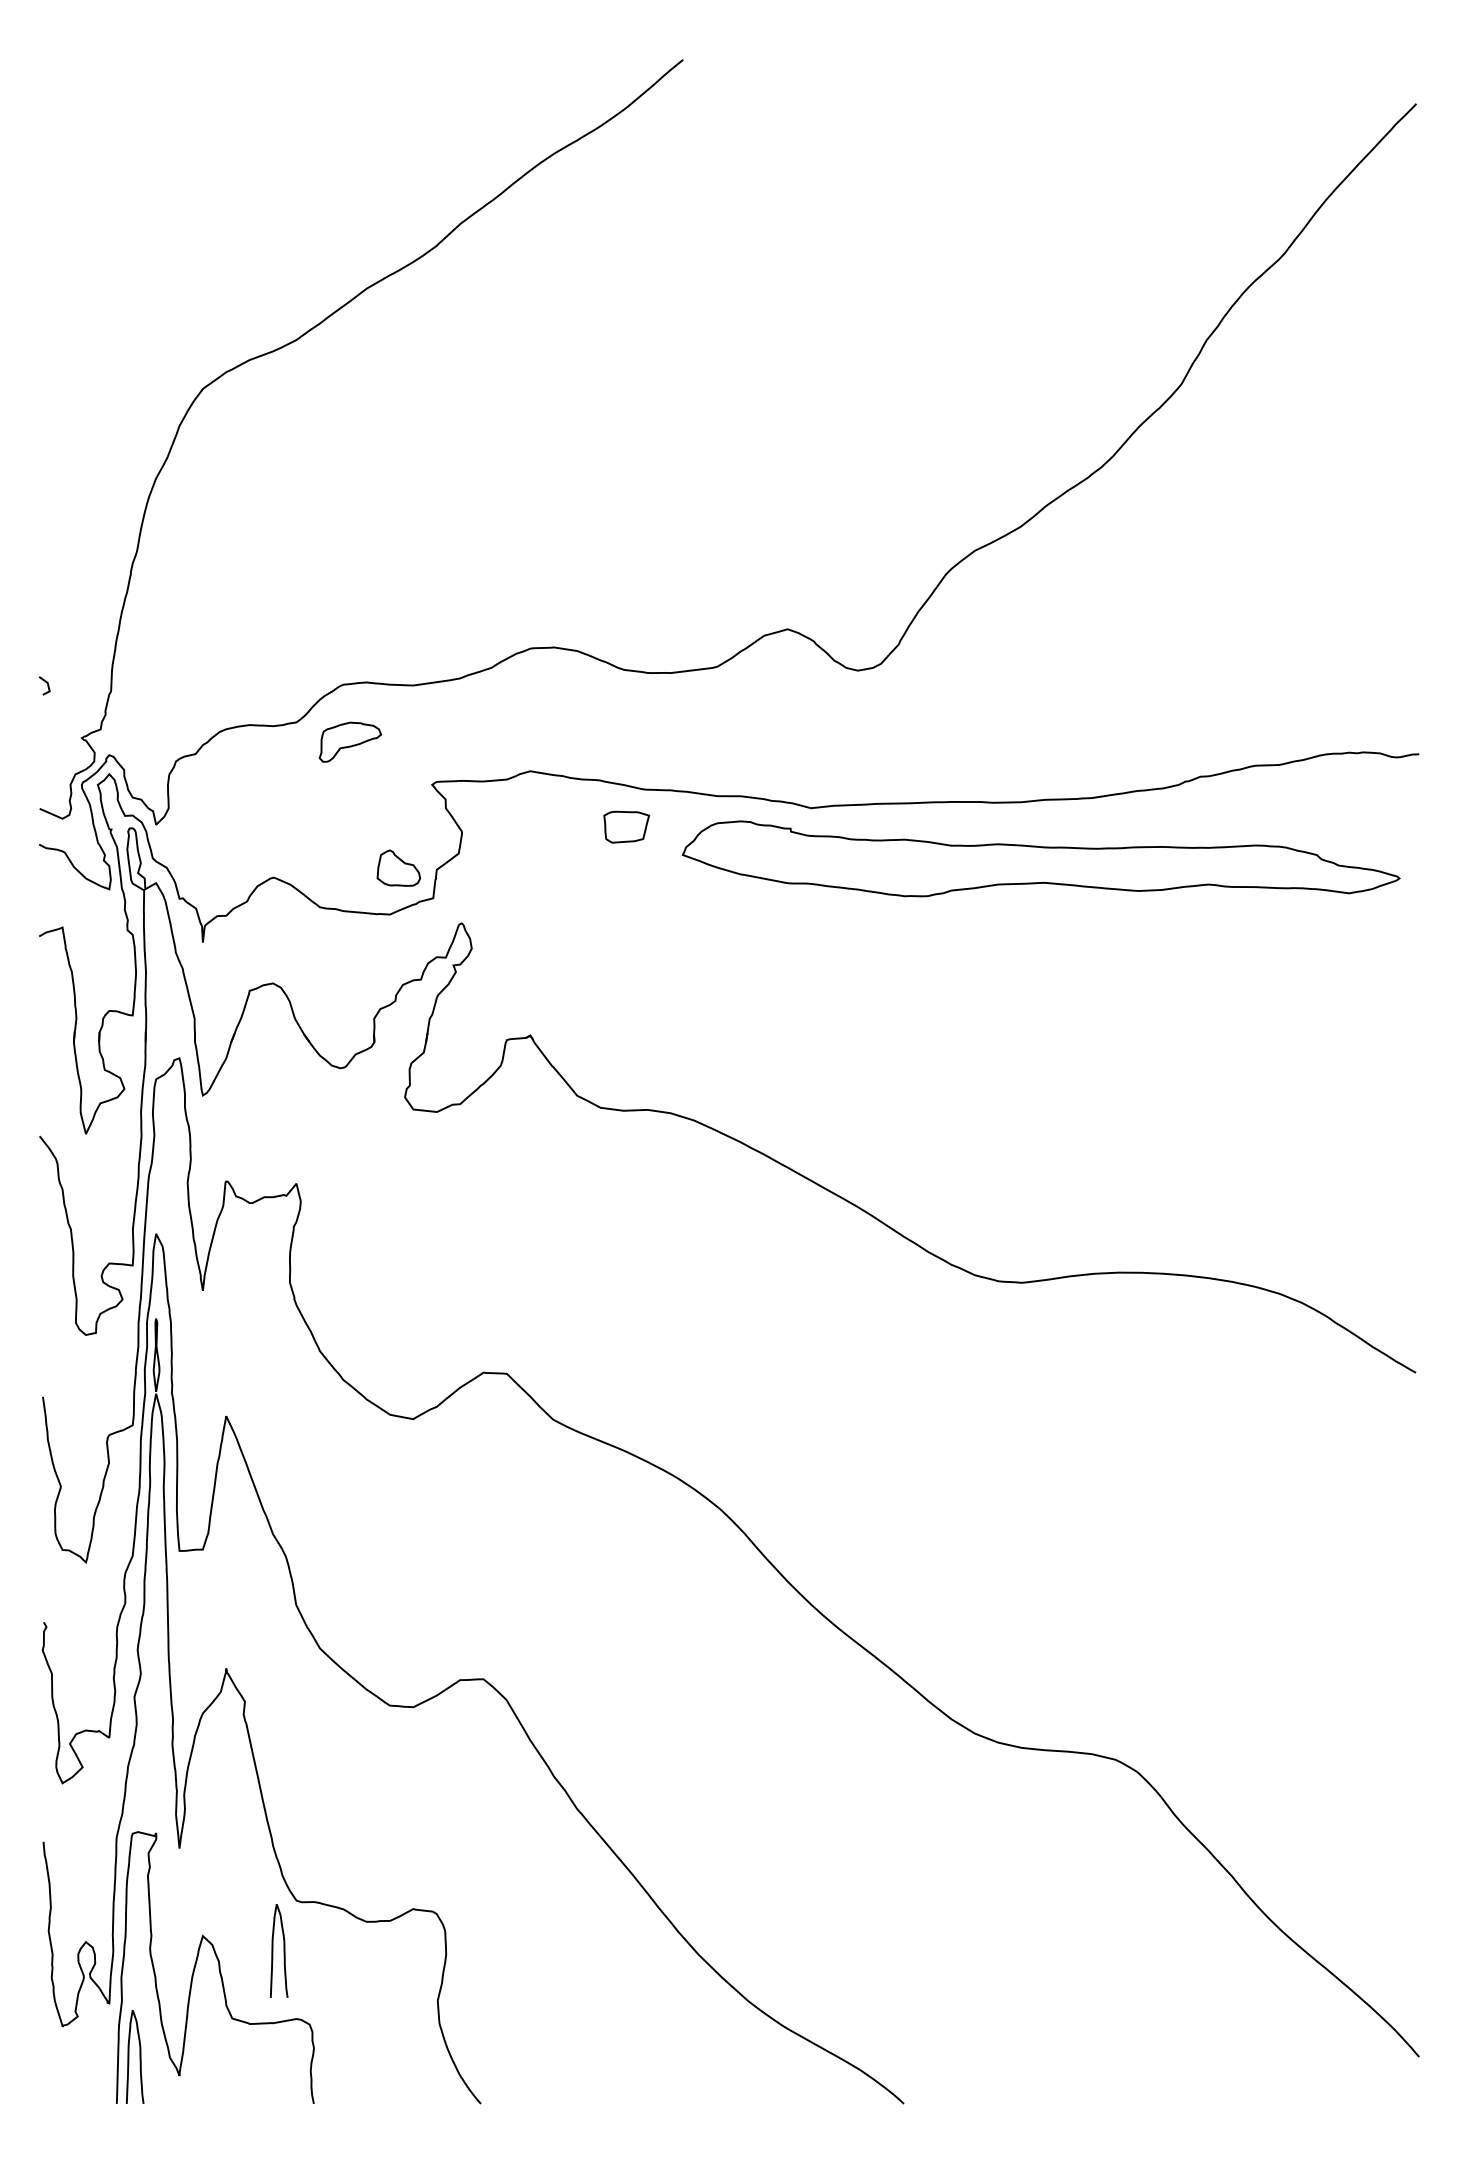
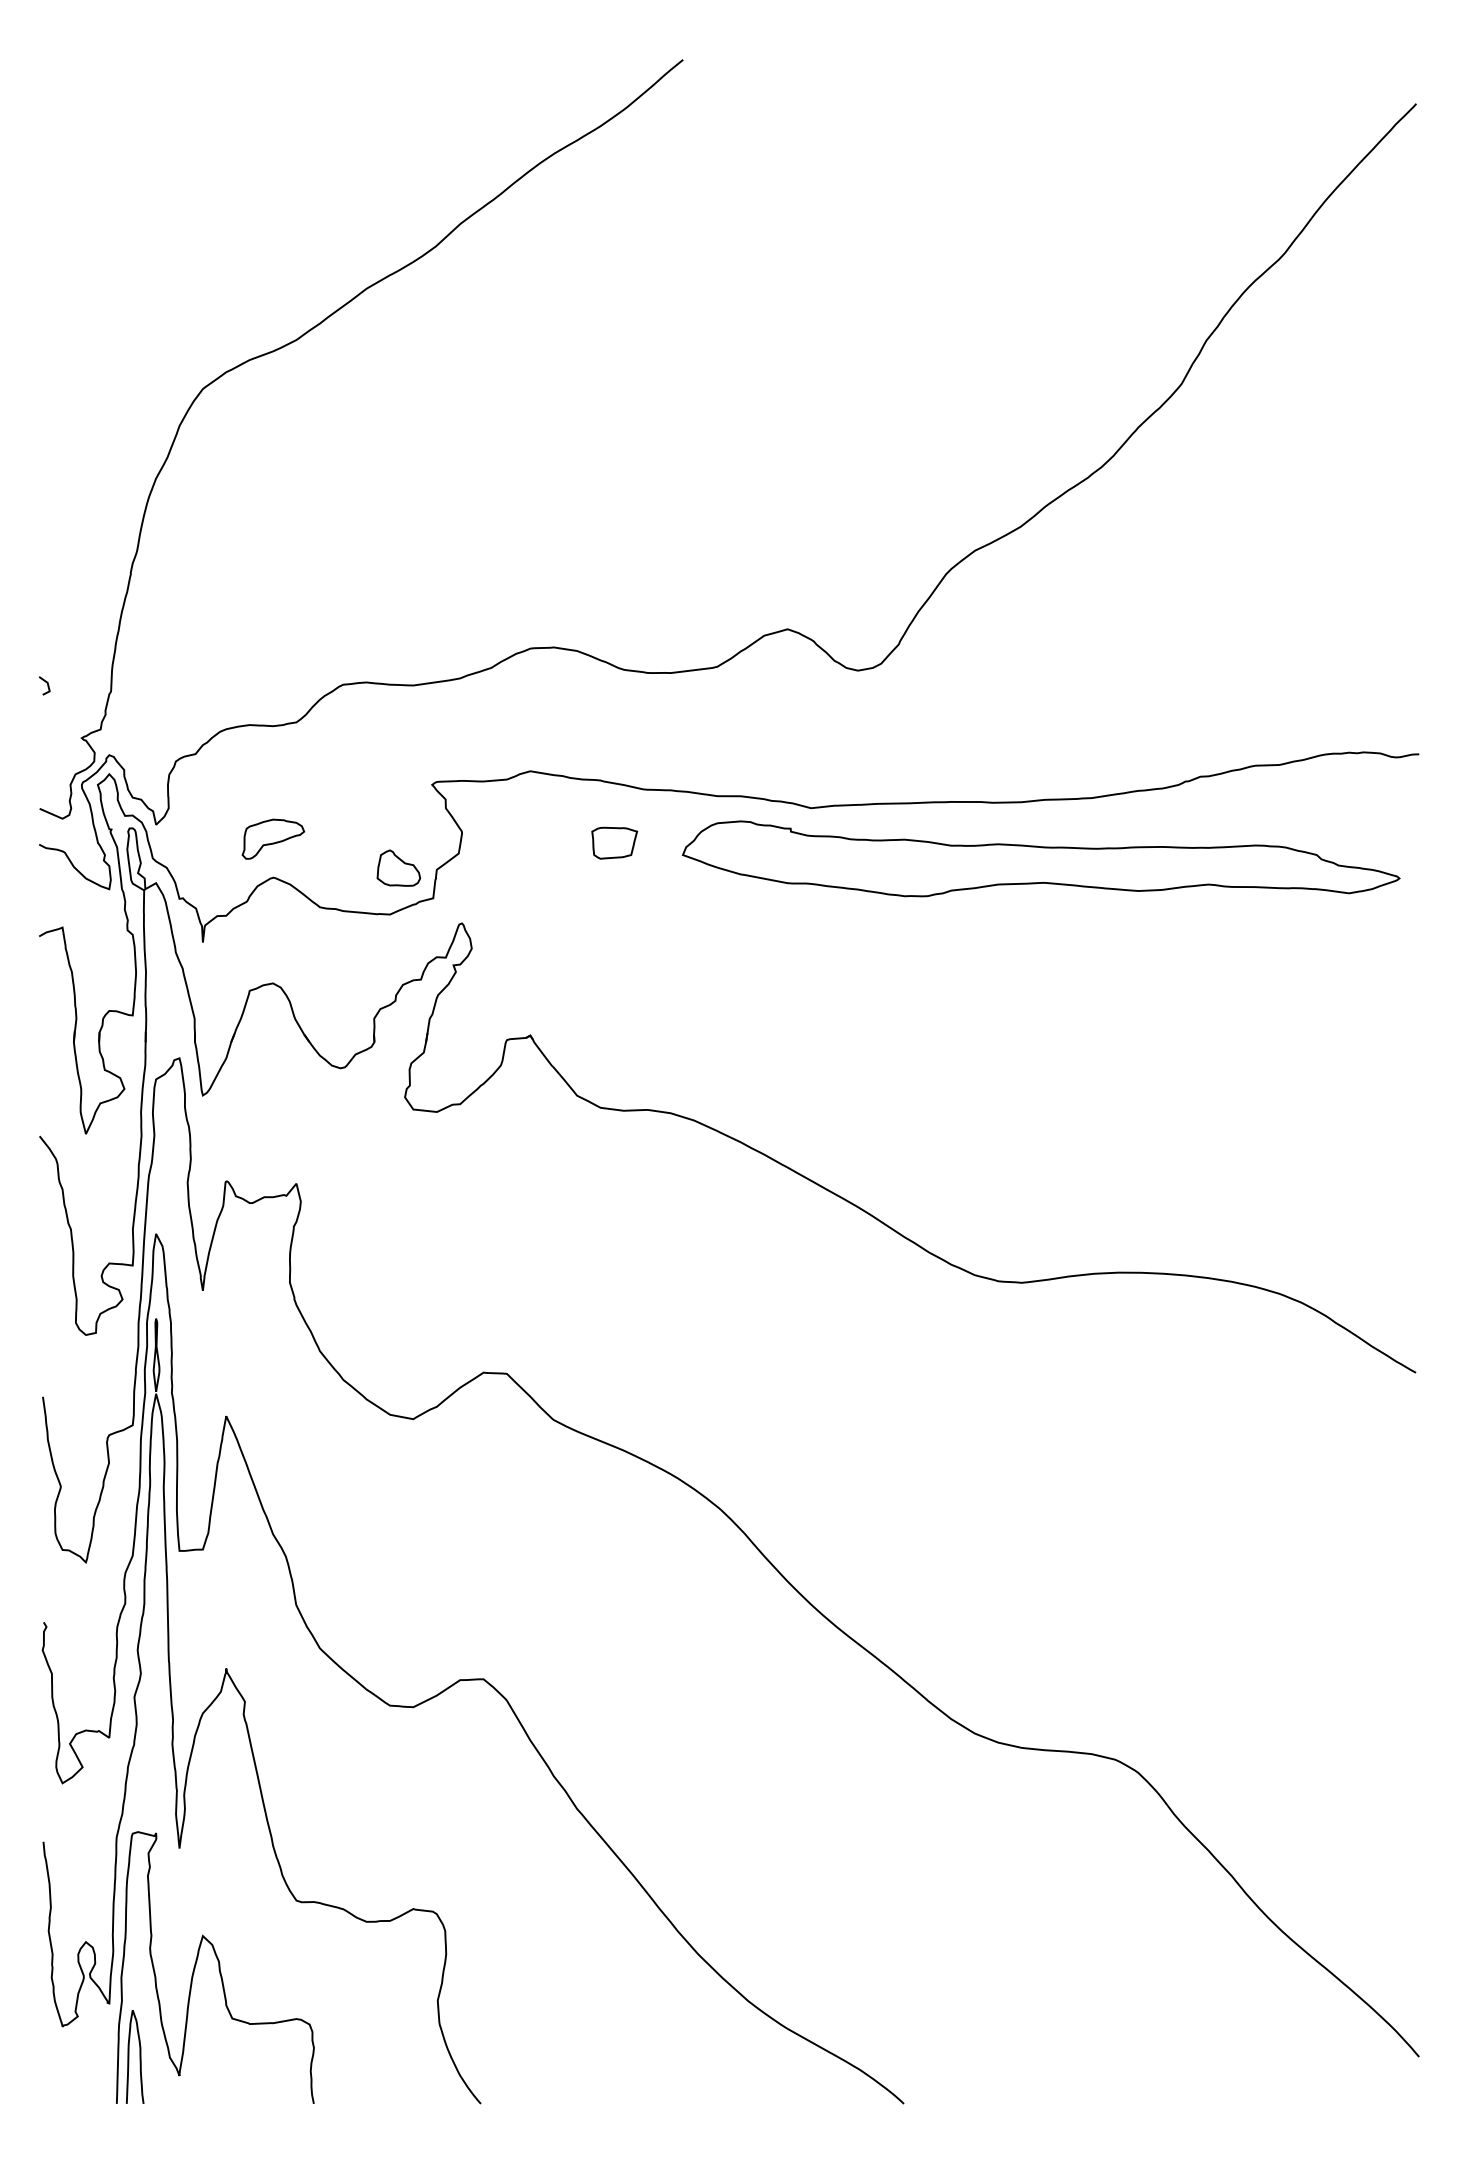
part position: (350, 741) -> (273, 838) (273, 838)
part position: (626, 826) -> (614, 842) (614, 842)
curve: present -> none (273, 1950)
